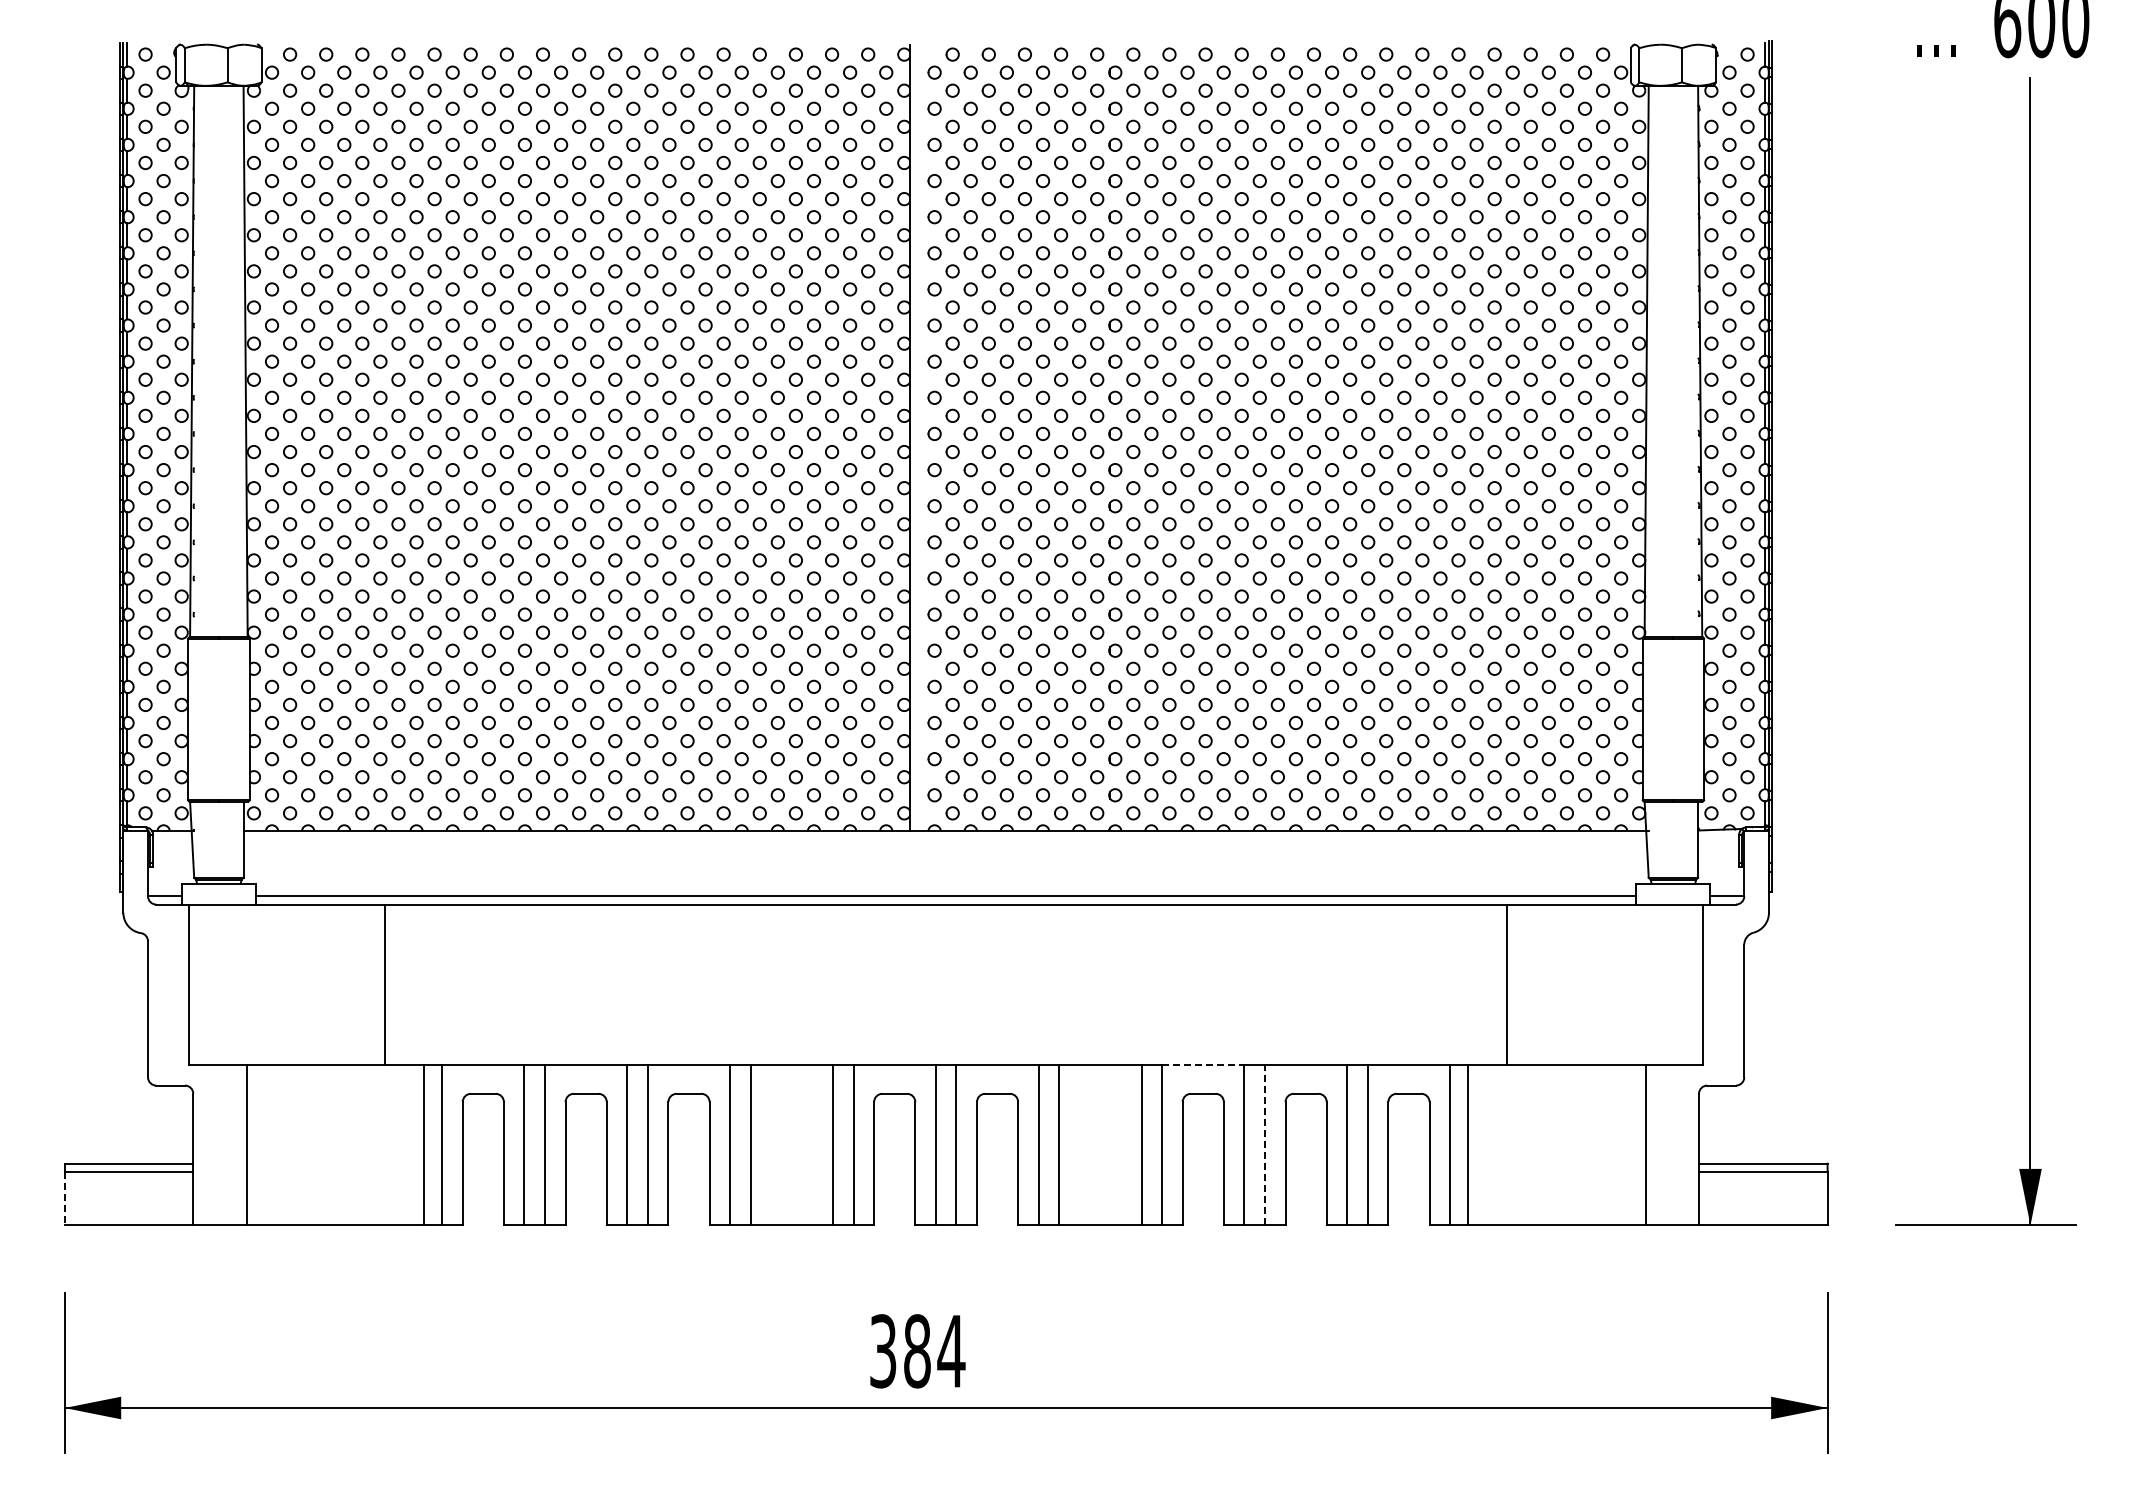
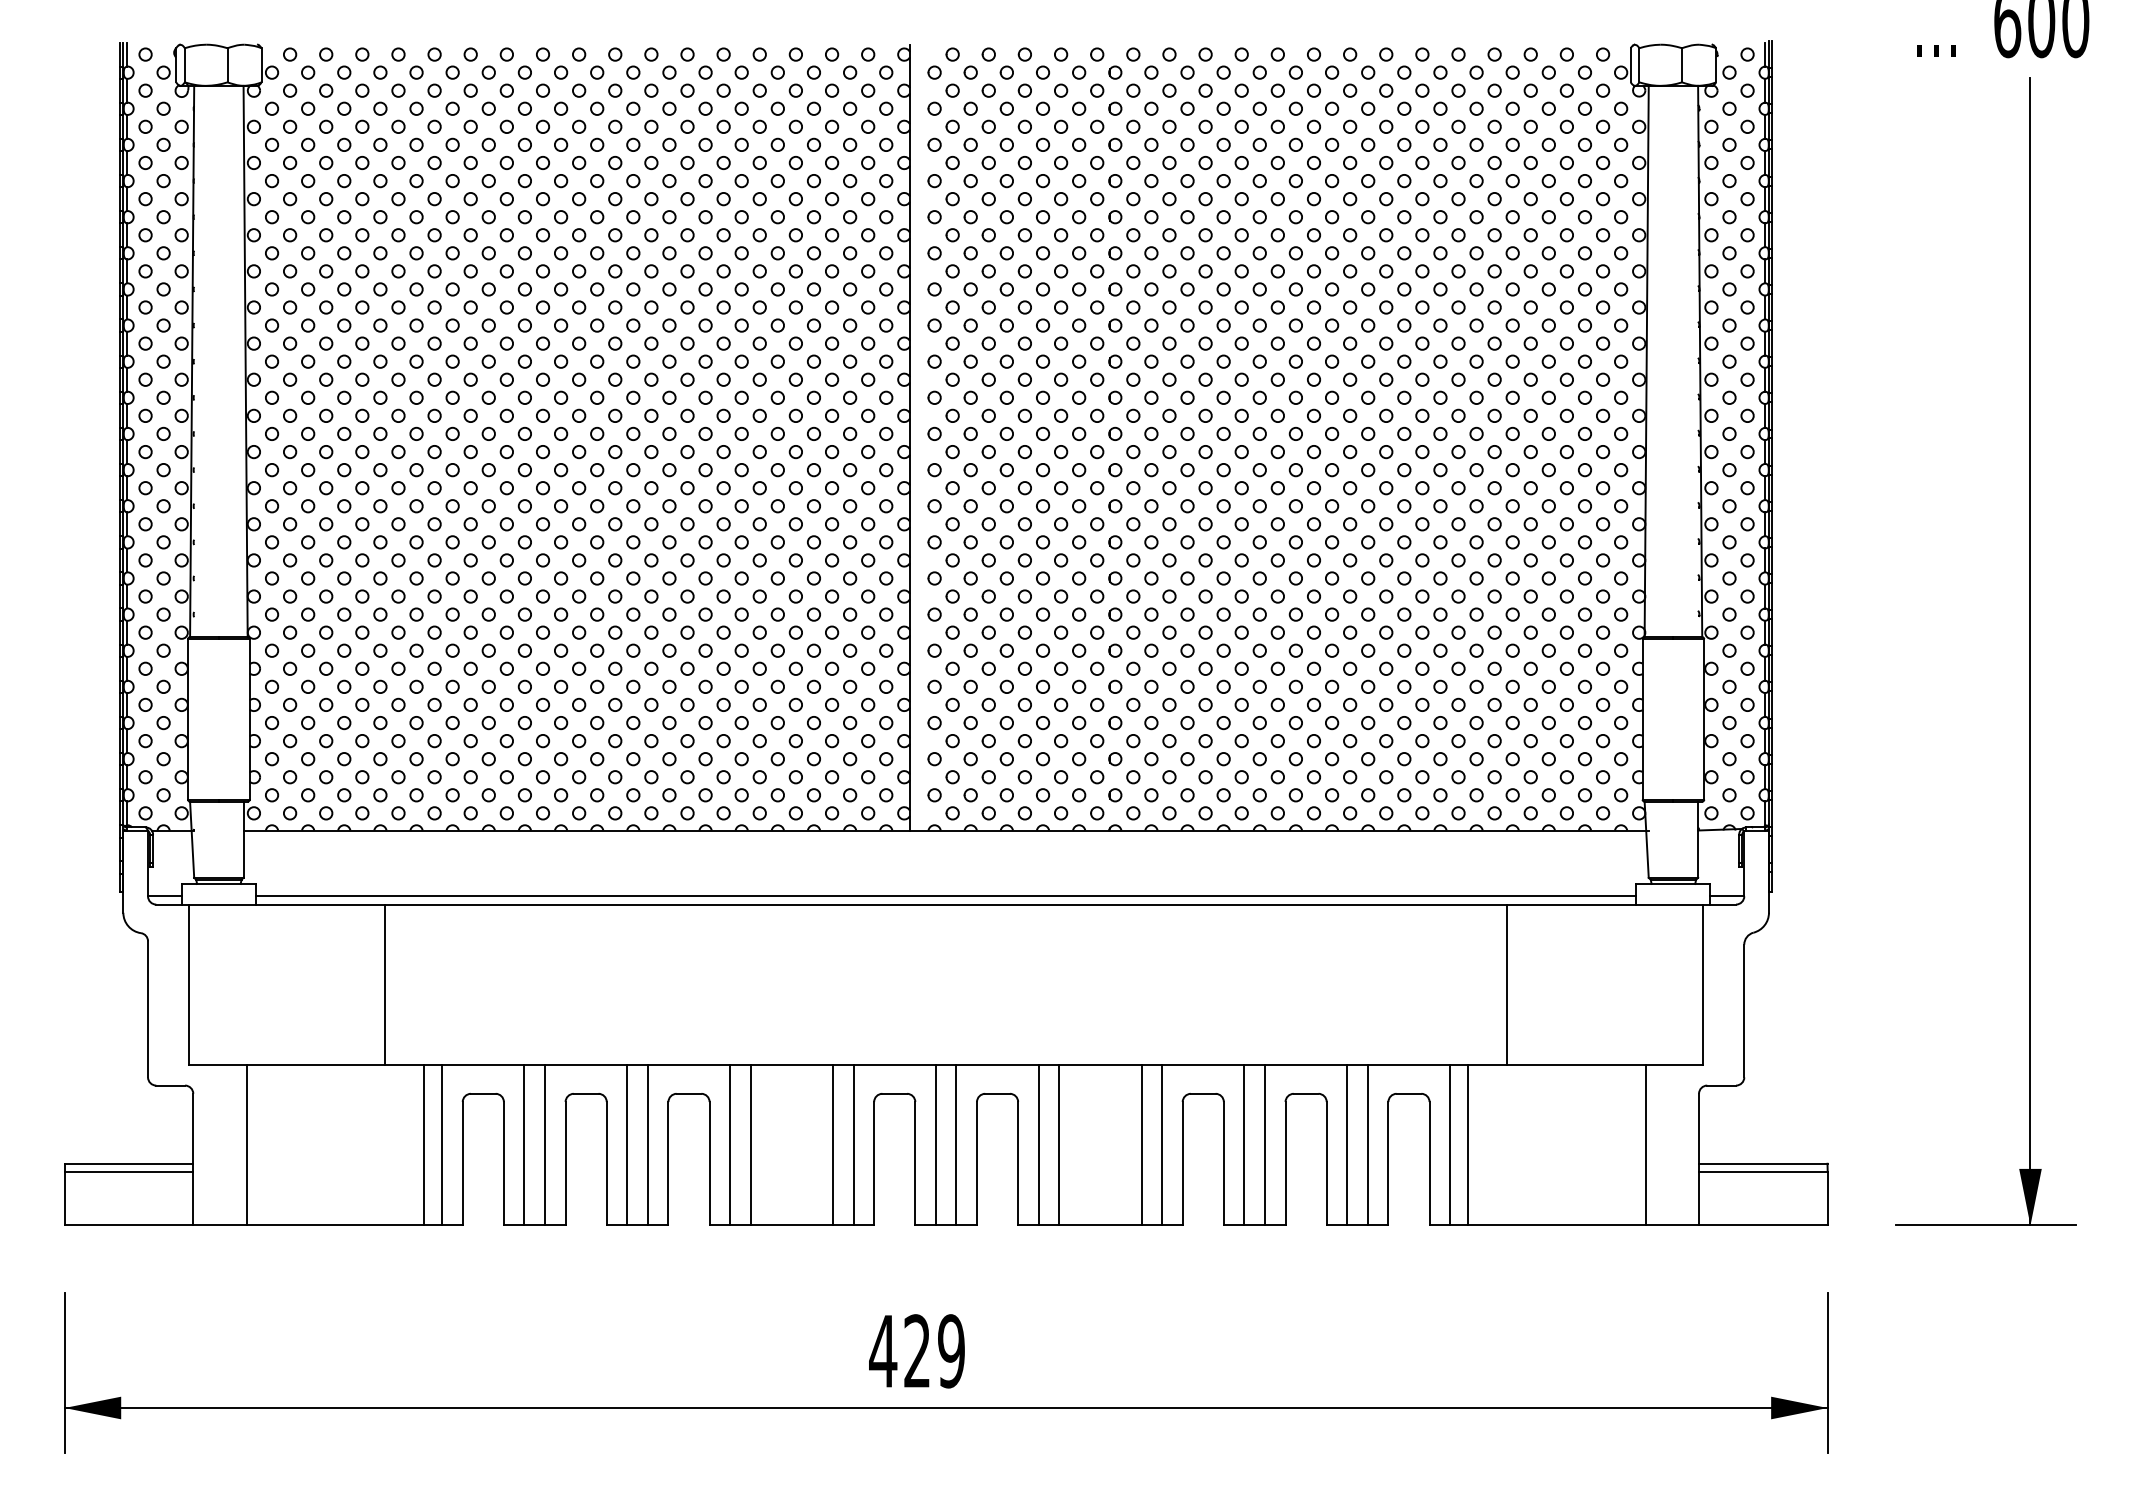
line: dashed -> solid (1203, 1065)
line: dashed -> solid (1265, 1144)
line: dashed -> solid (64, 1198)
text: 384 -> 429 (917, 1351)
